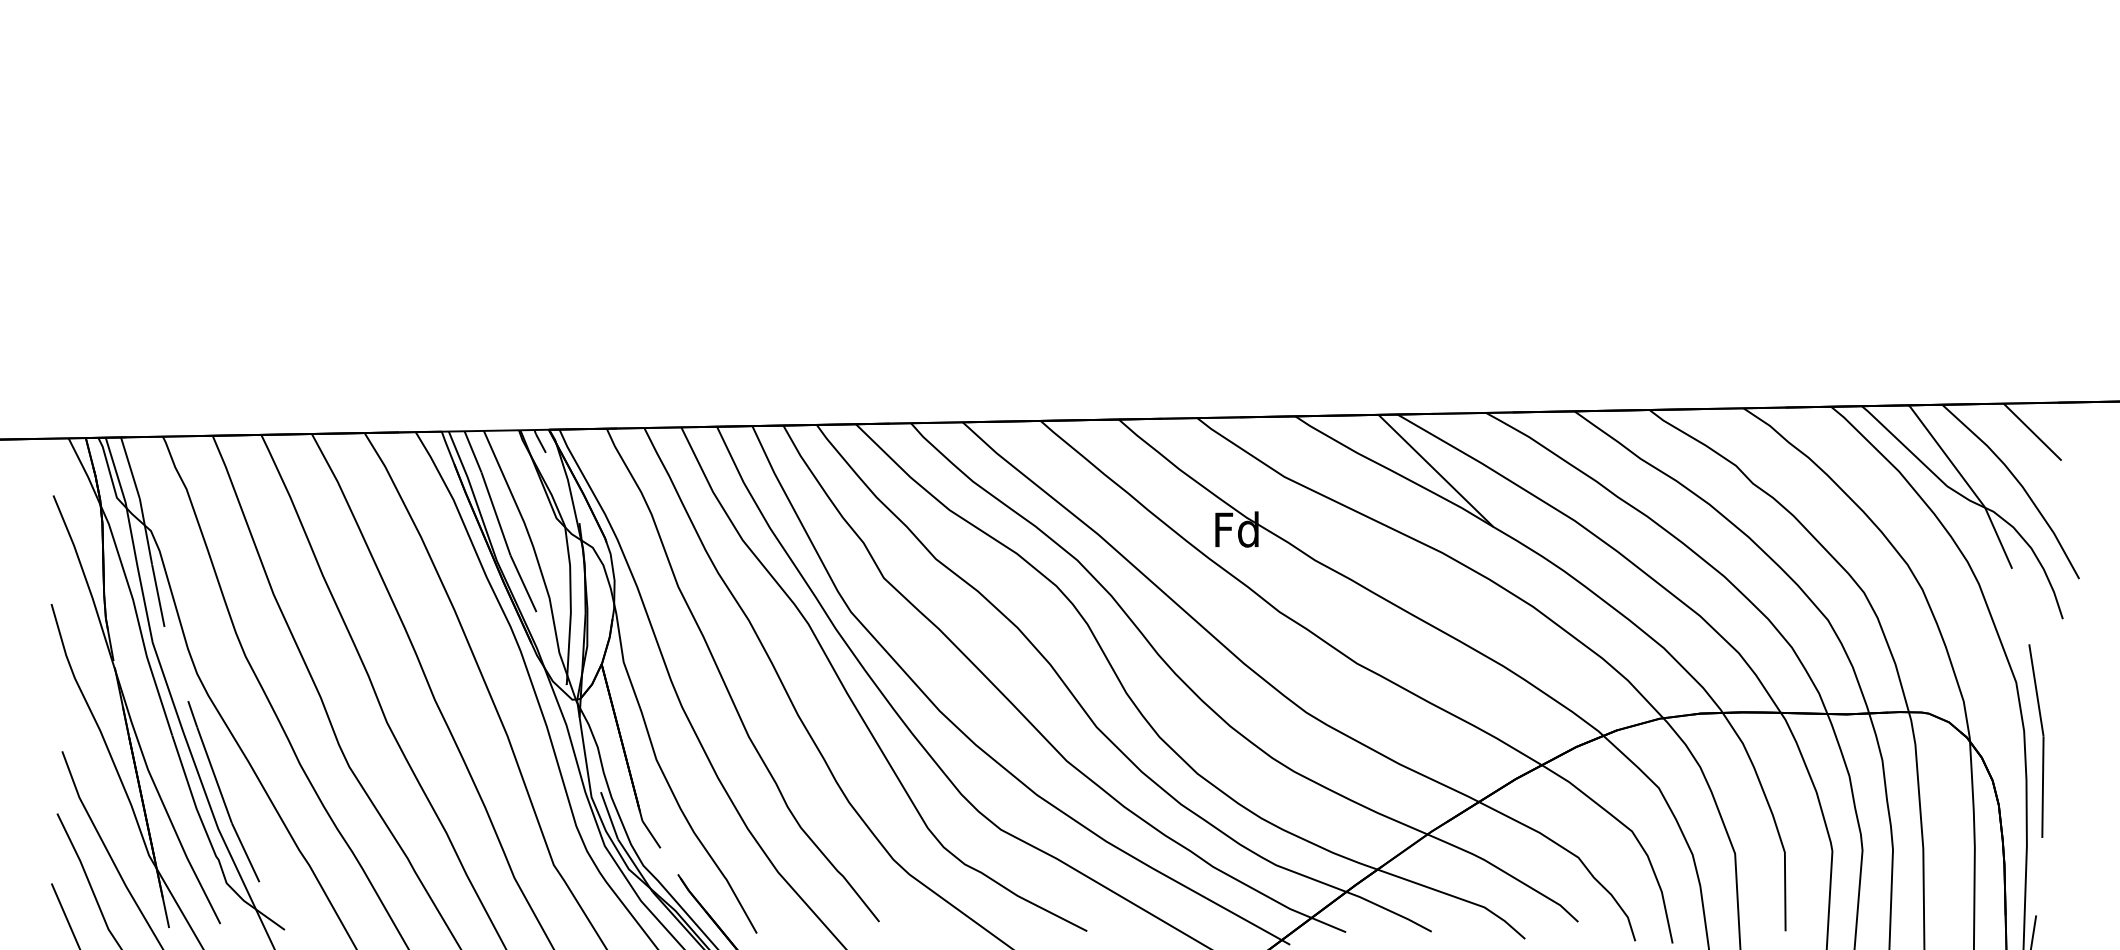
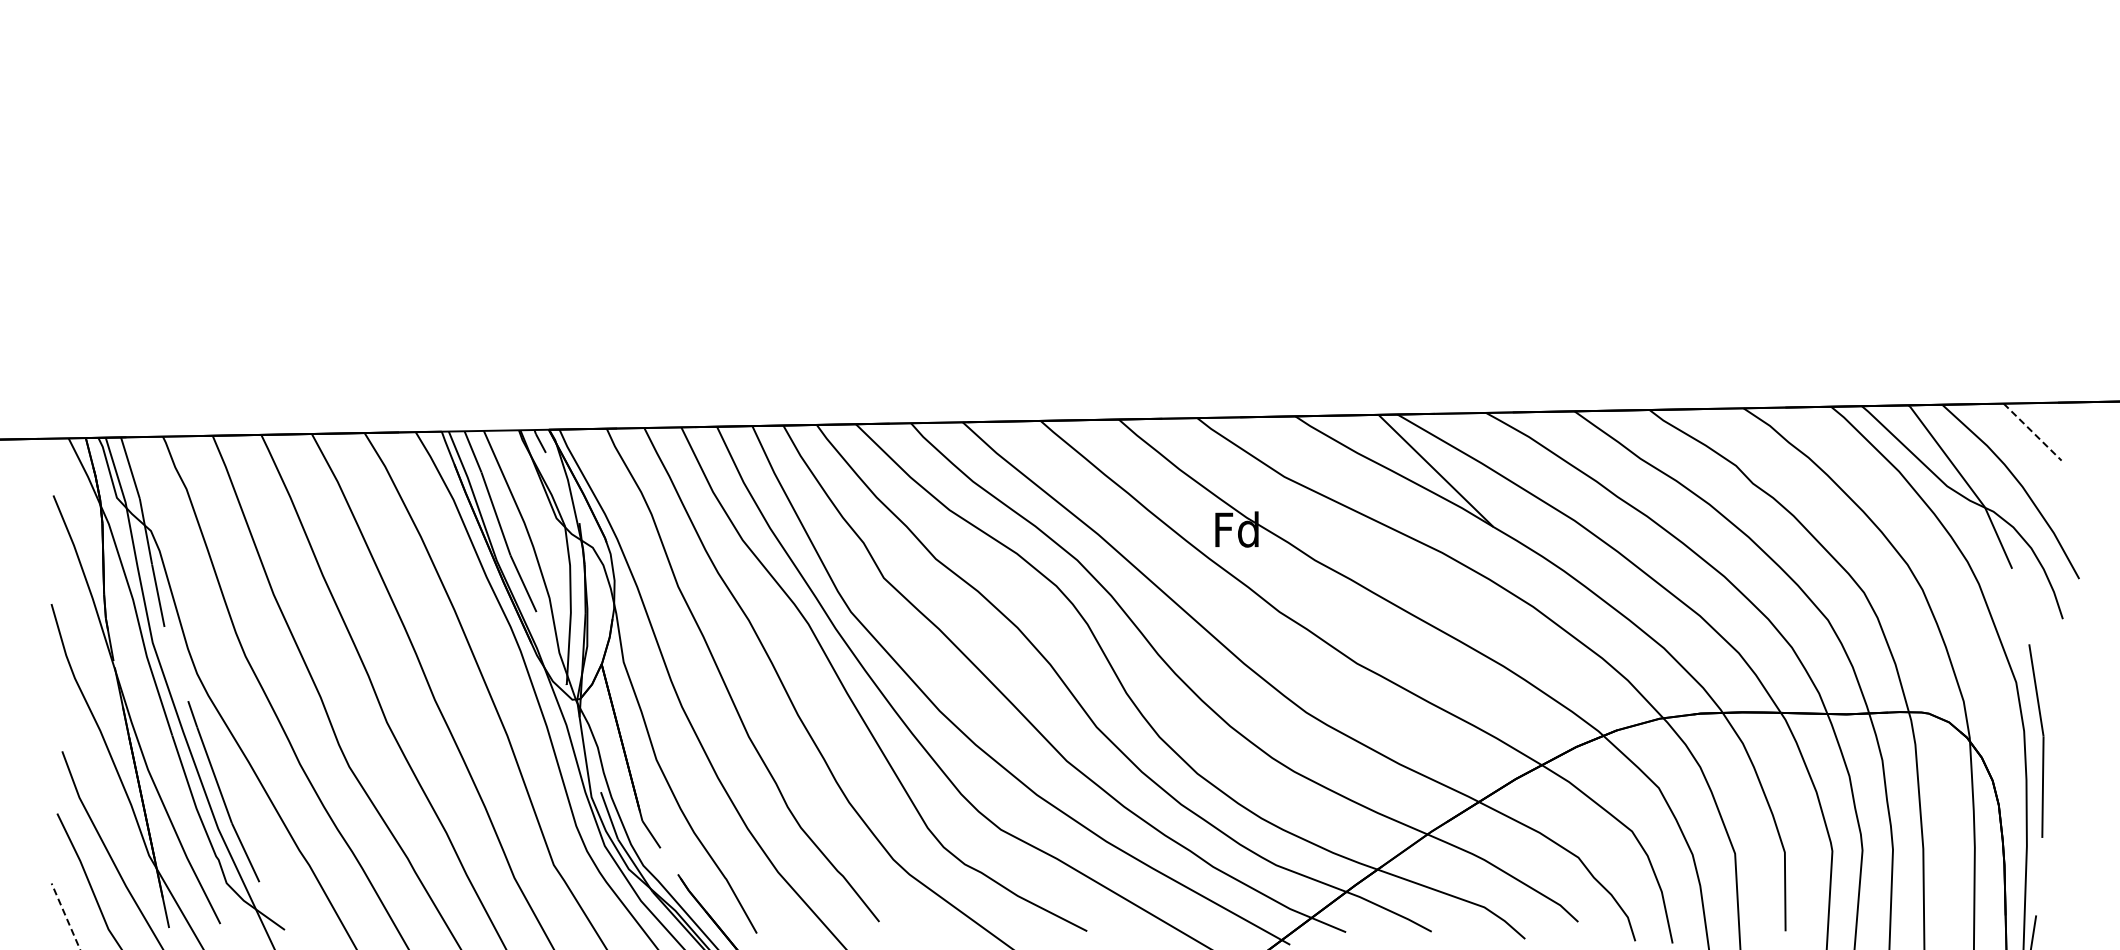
line: solid -> dashed (2032, 432)
line: solid -> dashed (65, 916)
